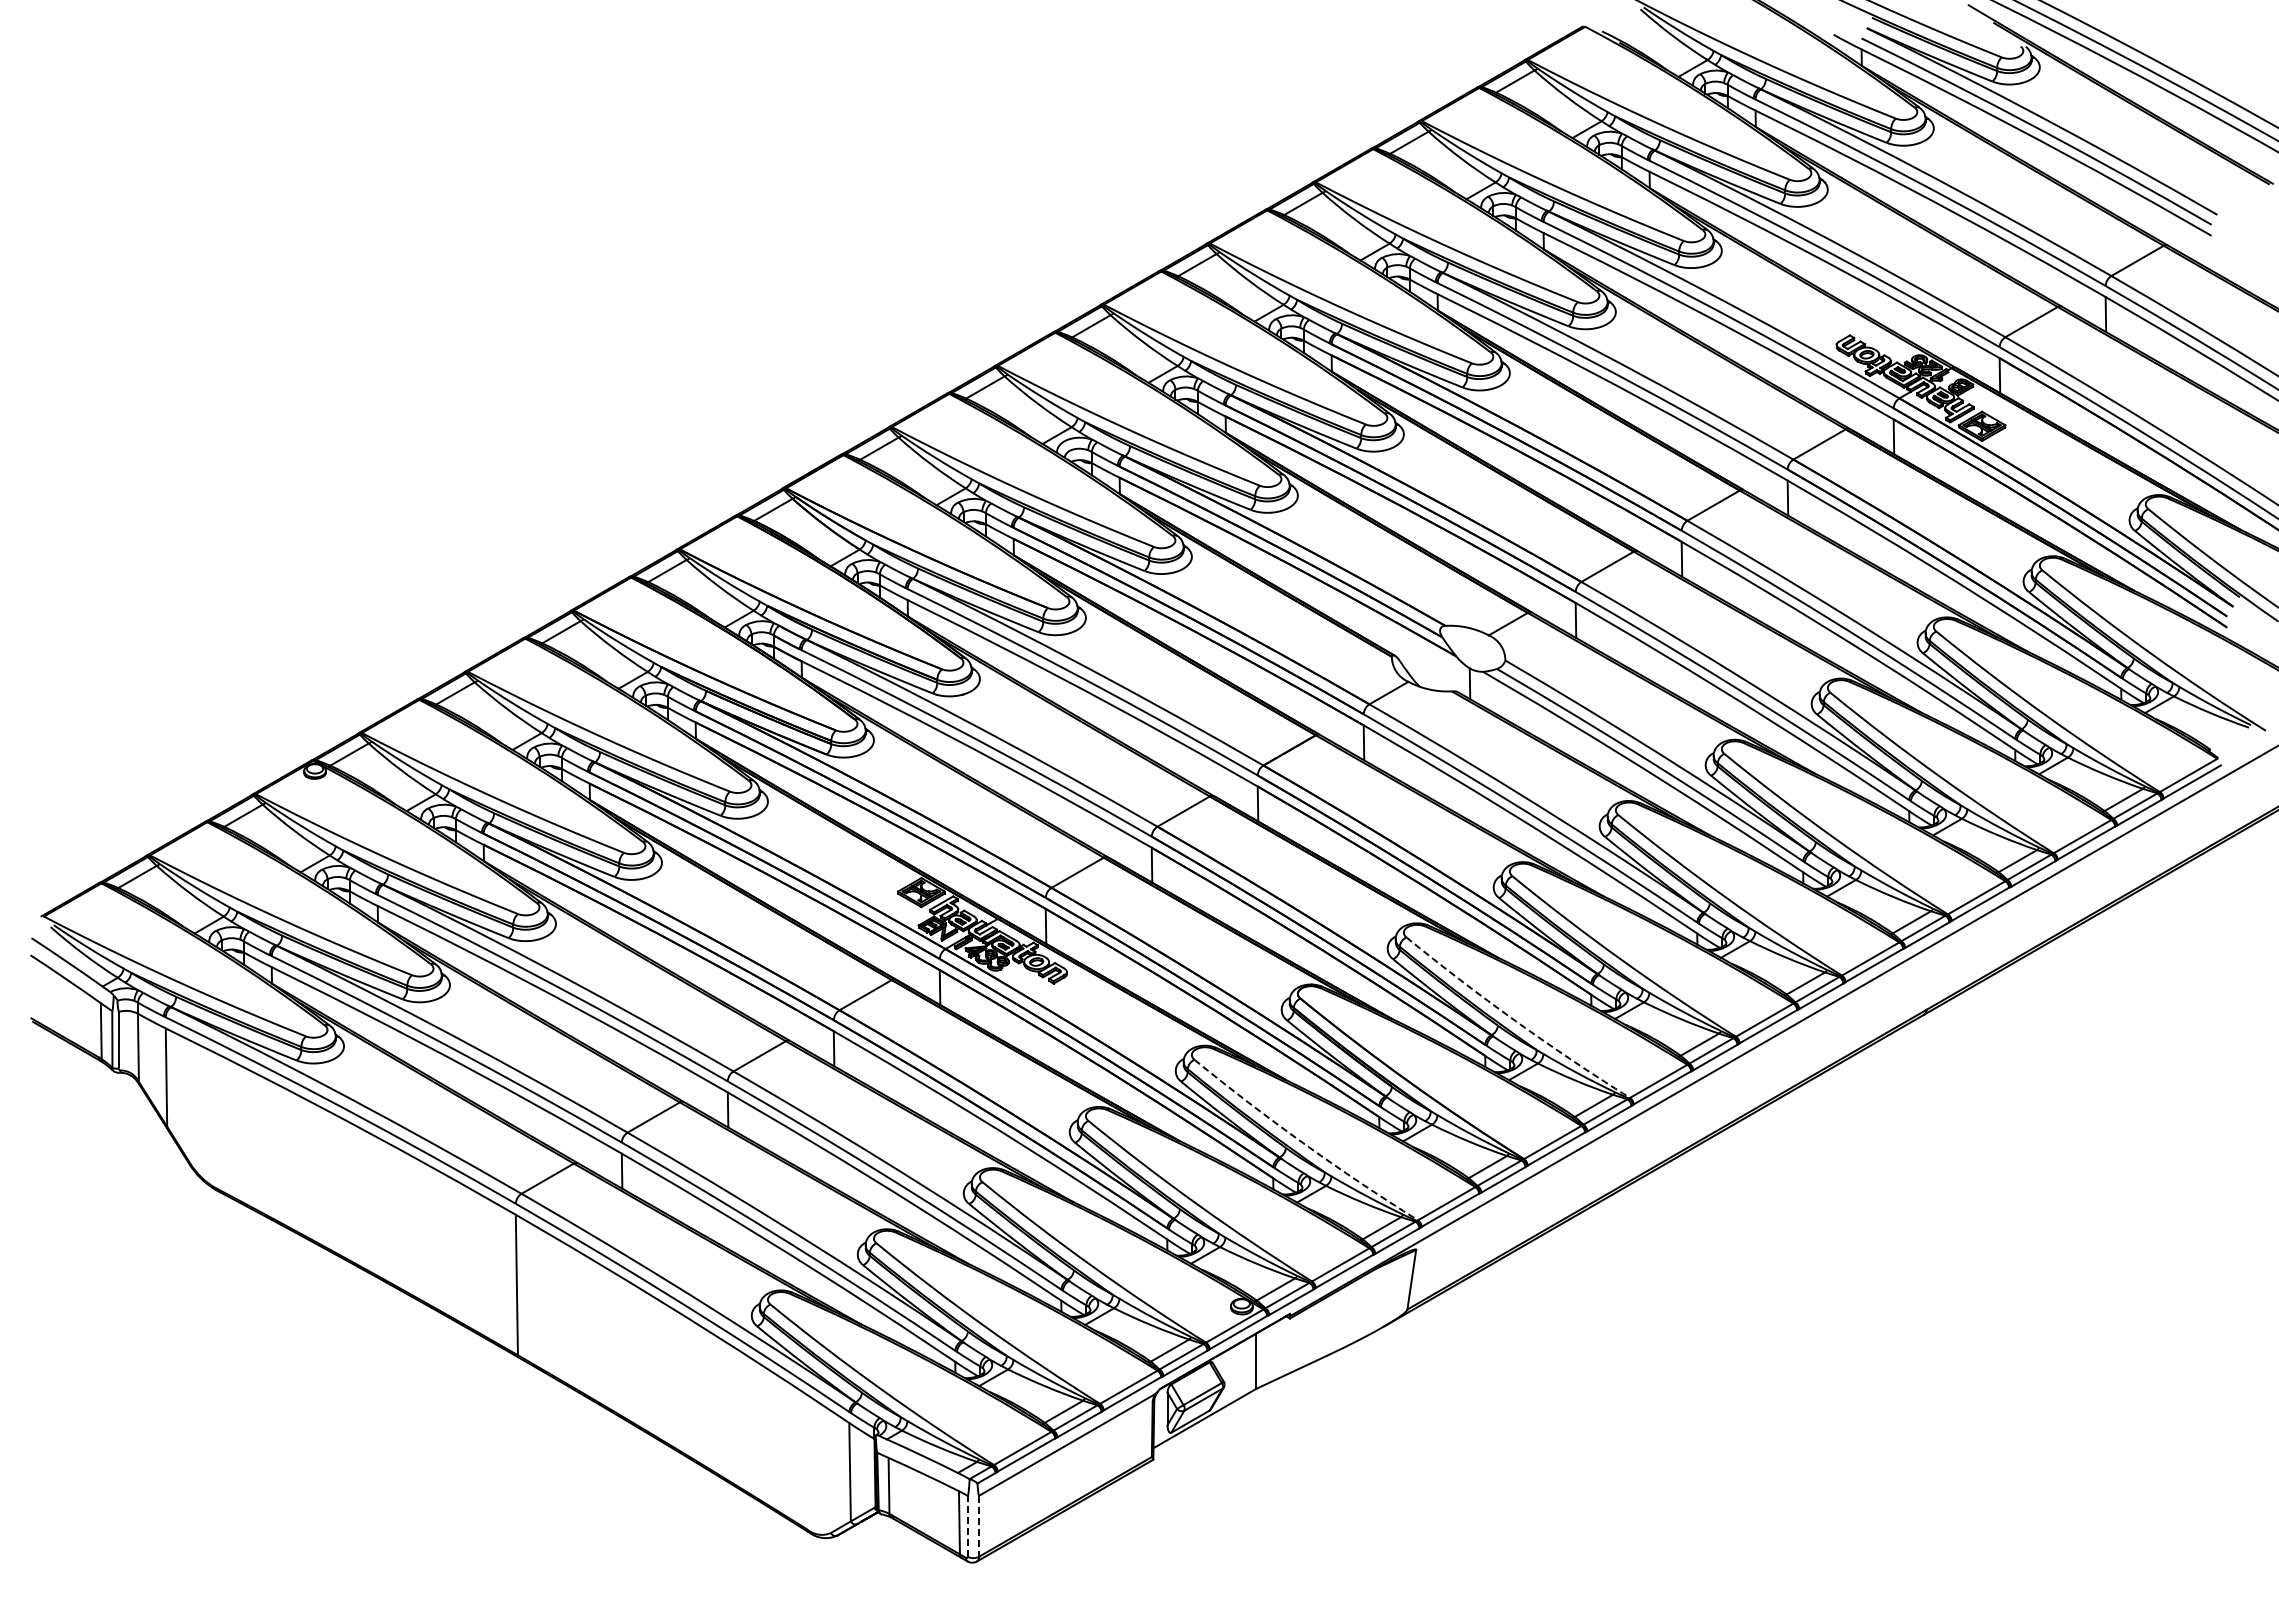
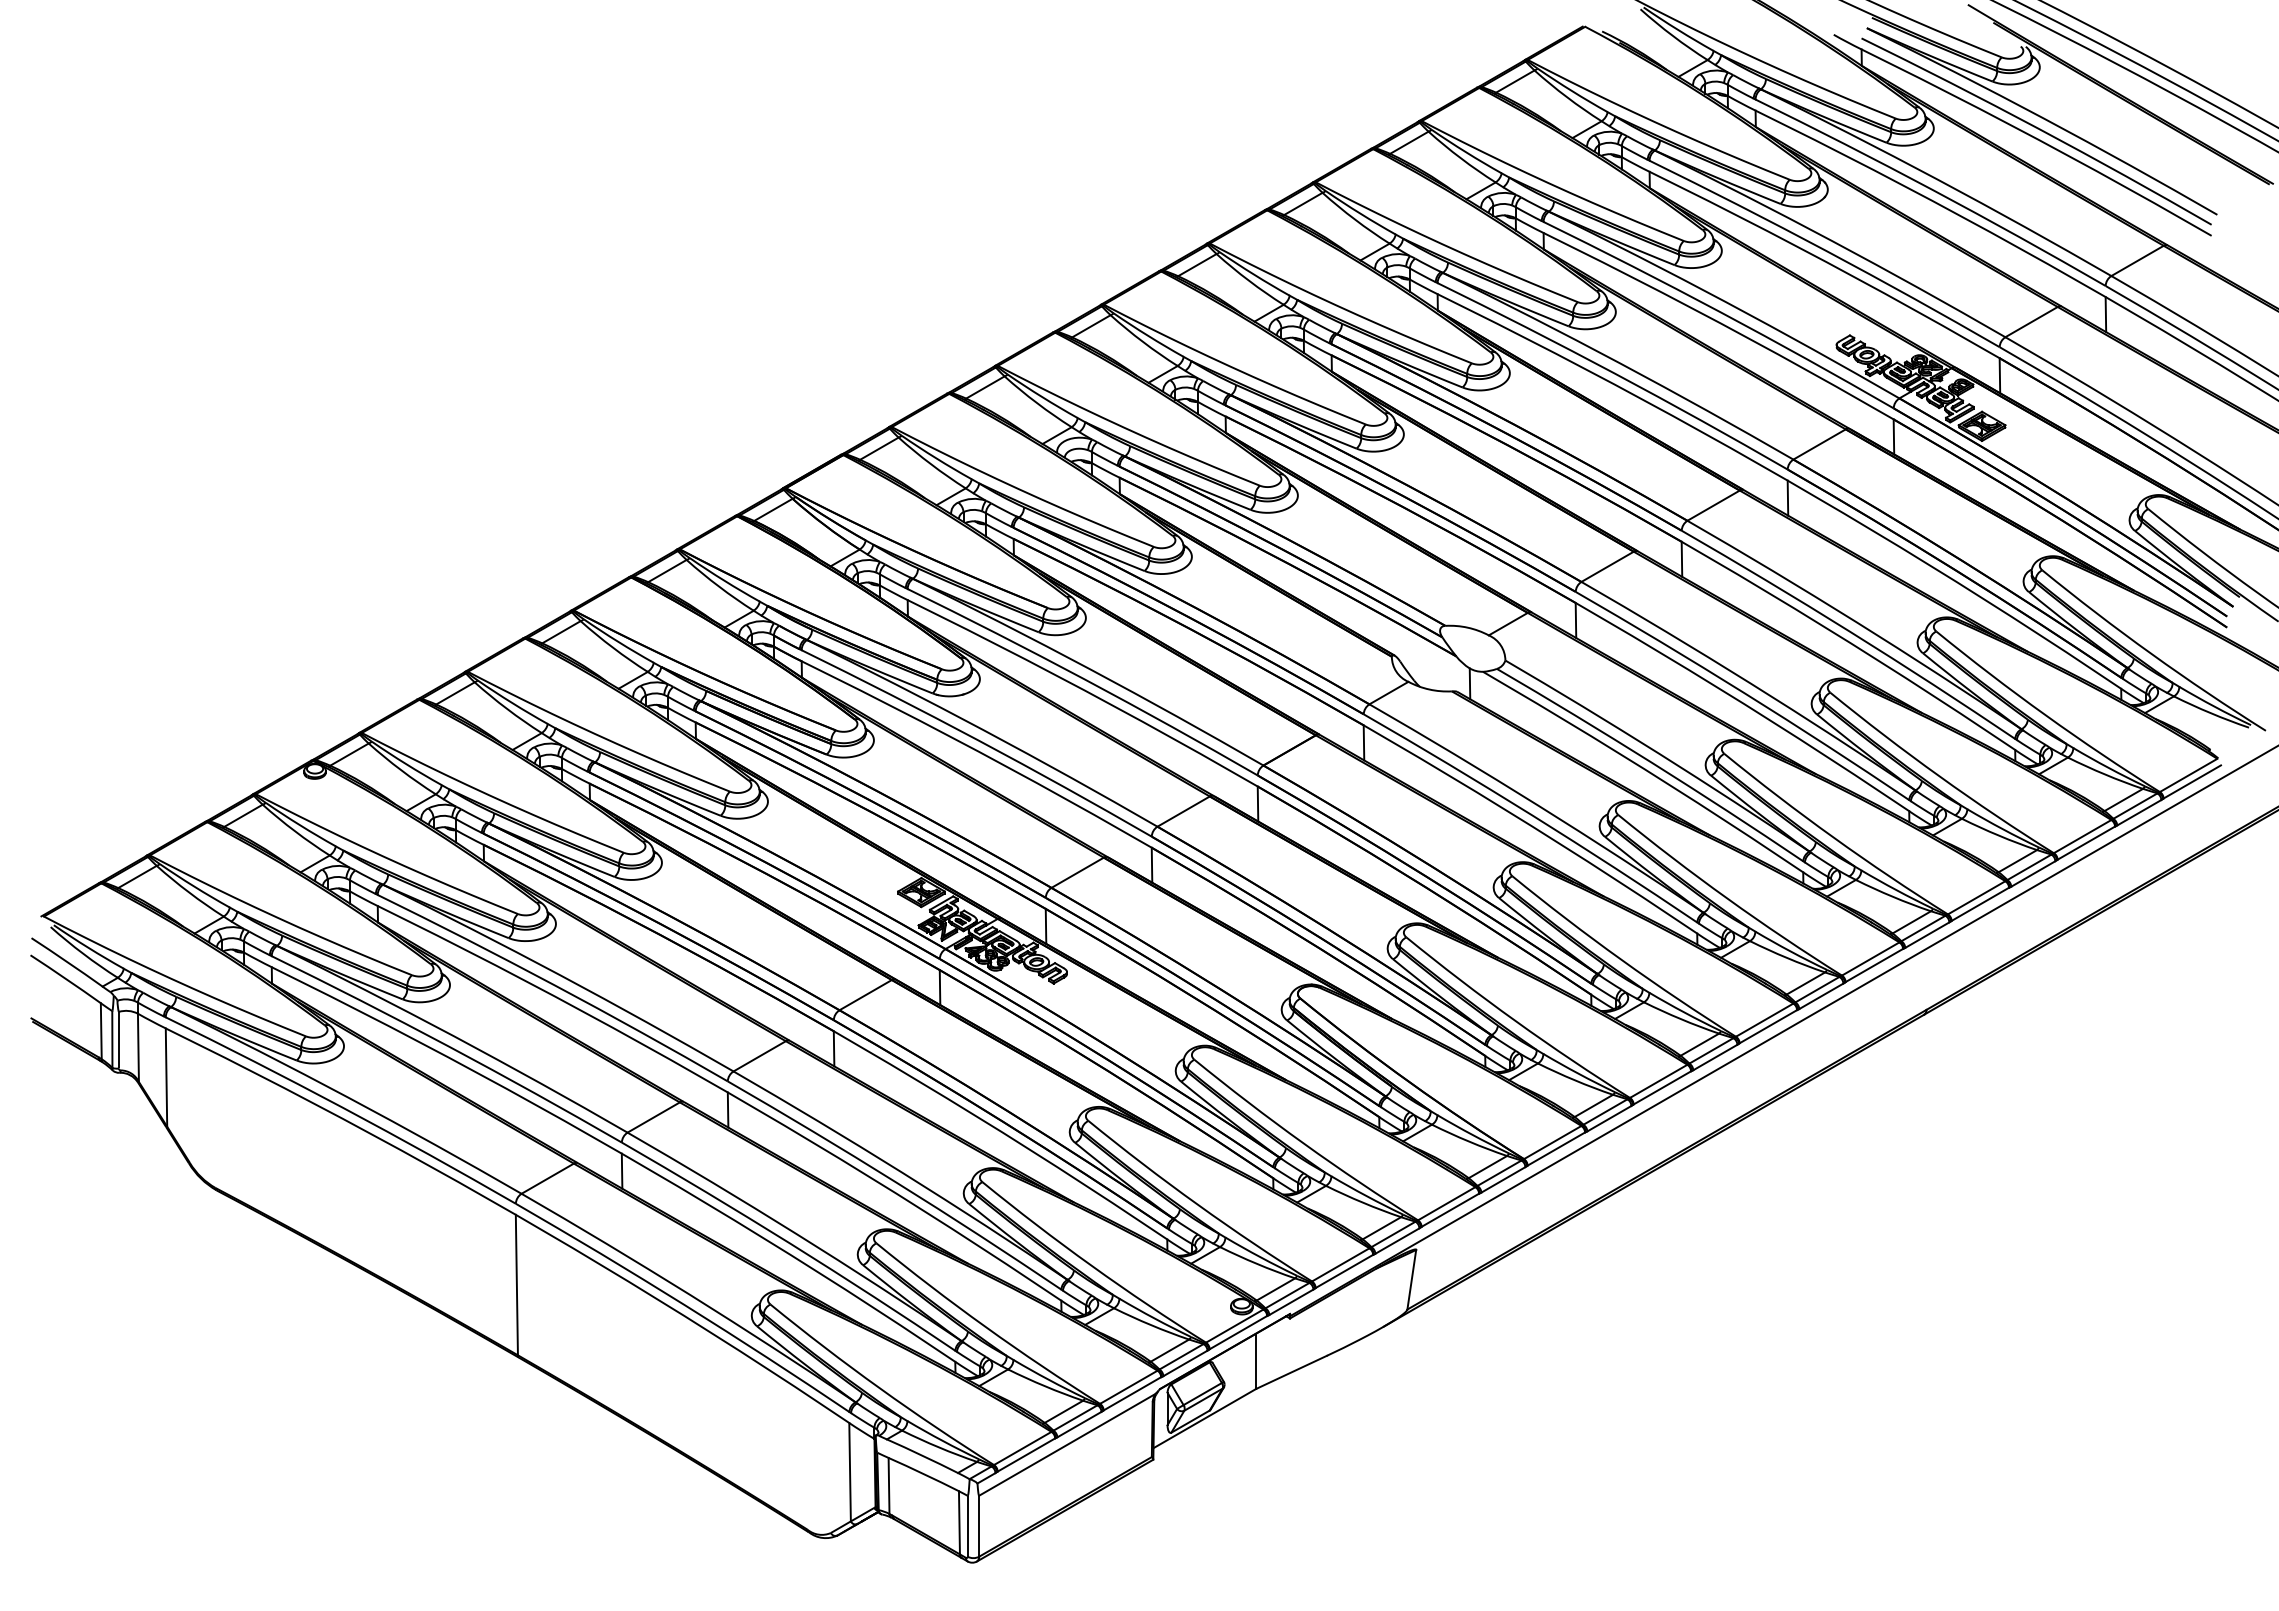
arc: dashed -> solid (1515, 1021)
arc: dashed -> solid (1303, 1143)
line: dashed -> solid (979, 1525)
line: dashed -> solid (967, 1526)
